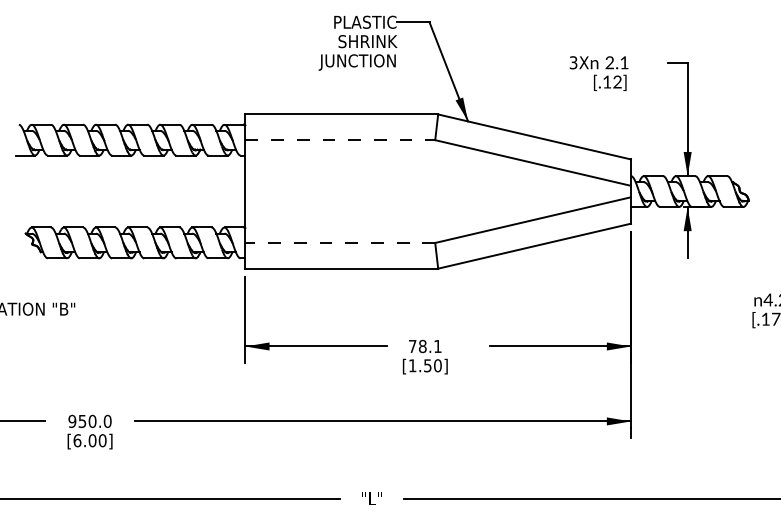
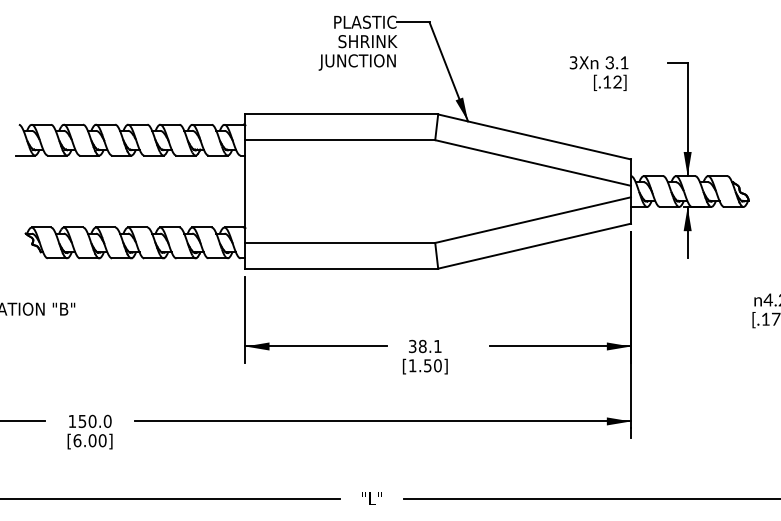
text: 2.1 -> 3.1 (609, 64)
line: dashed -> solid (340, 140)
line: dashed -> solid (340, 242)
text: 78.1 -> 38.1 (412, 346)
text: 950.0 -> 150.0 (72, 421)
